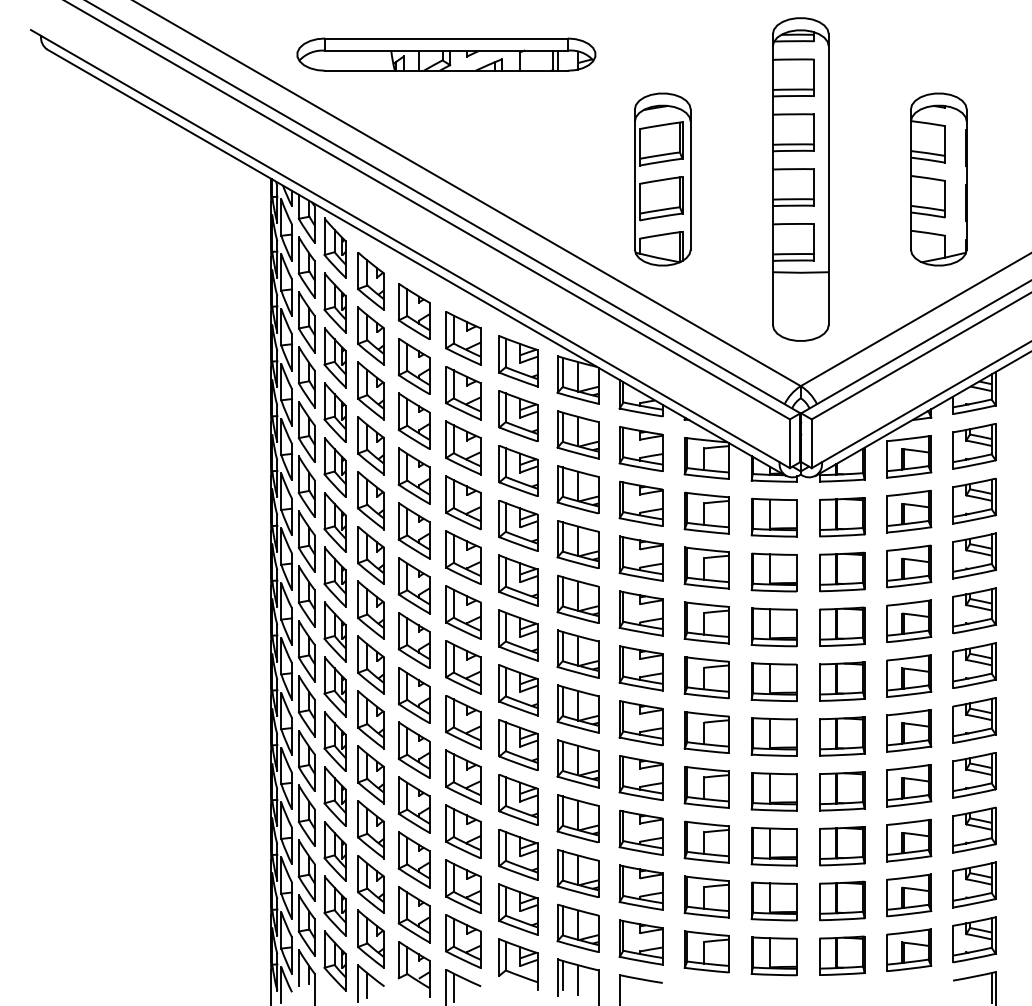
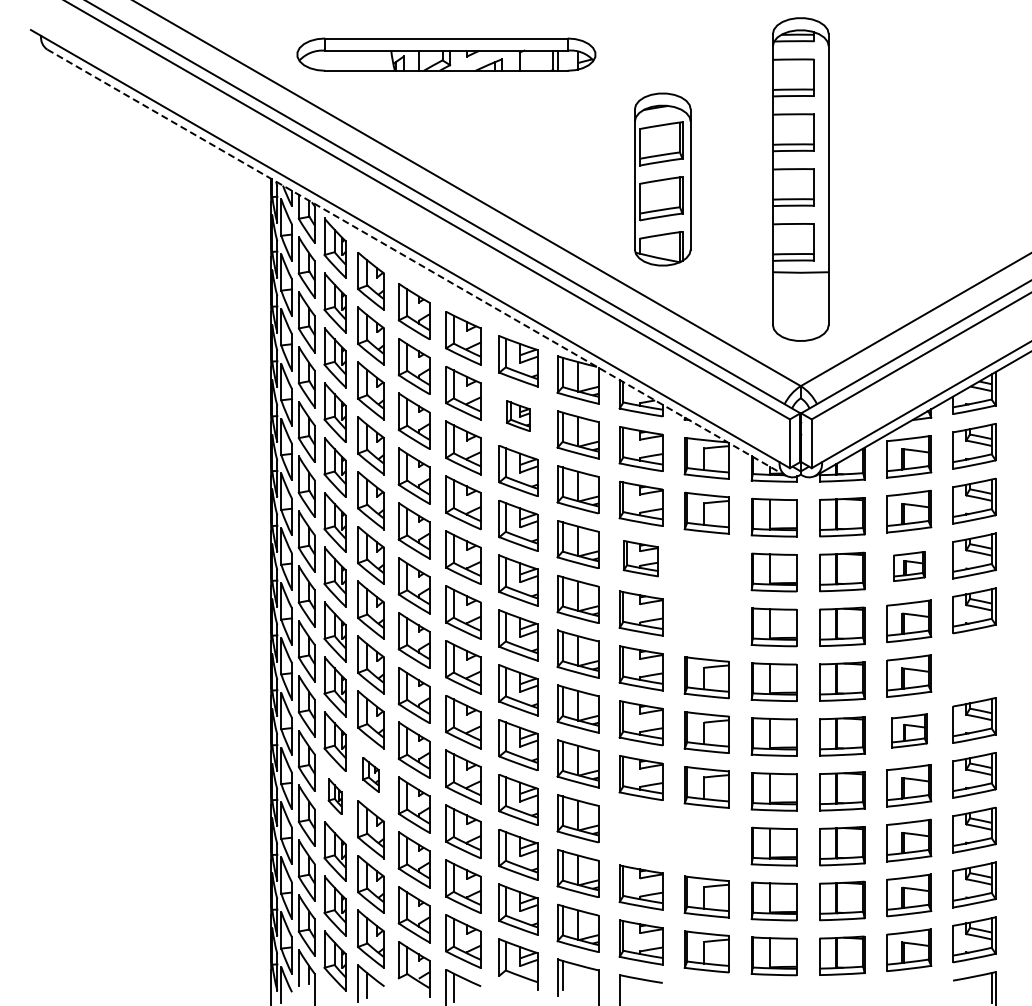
part: present -> none (938, 179)
line: solid -> dashed (417, 263)
part size: 41x52 px -> 25x32 px (518, 415)
part size: 46x47 px -> 37x38 px (640, 558)
part size: 47x45 px -> 33x31 px (909, 566)
part: present -> none (706, 567)
part: present -> none (706, 622)
part: present -> none (974, 665)
part size: 47x44 px -> 37x36 px (909, 730)
part size: 28x60 px -> 18x36 px (370, 774)
part size: 24x61 px -> 16x37 px (334, 796)
part: present -> none (640, 832)
part: present -> none (706, 841)
line: present -> none (578, 979)
